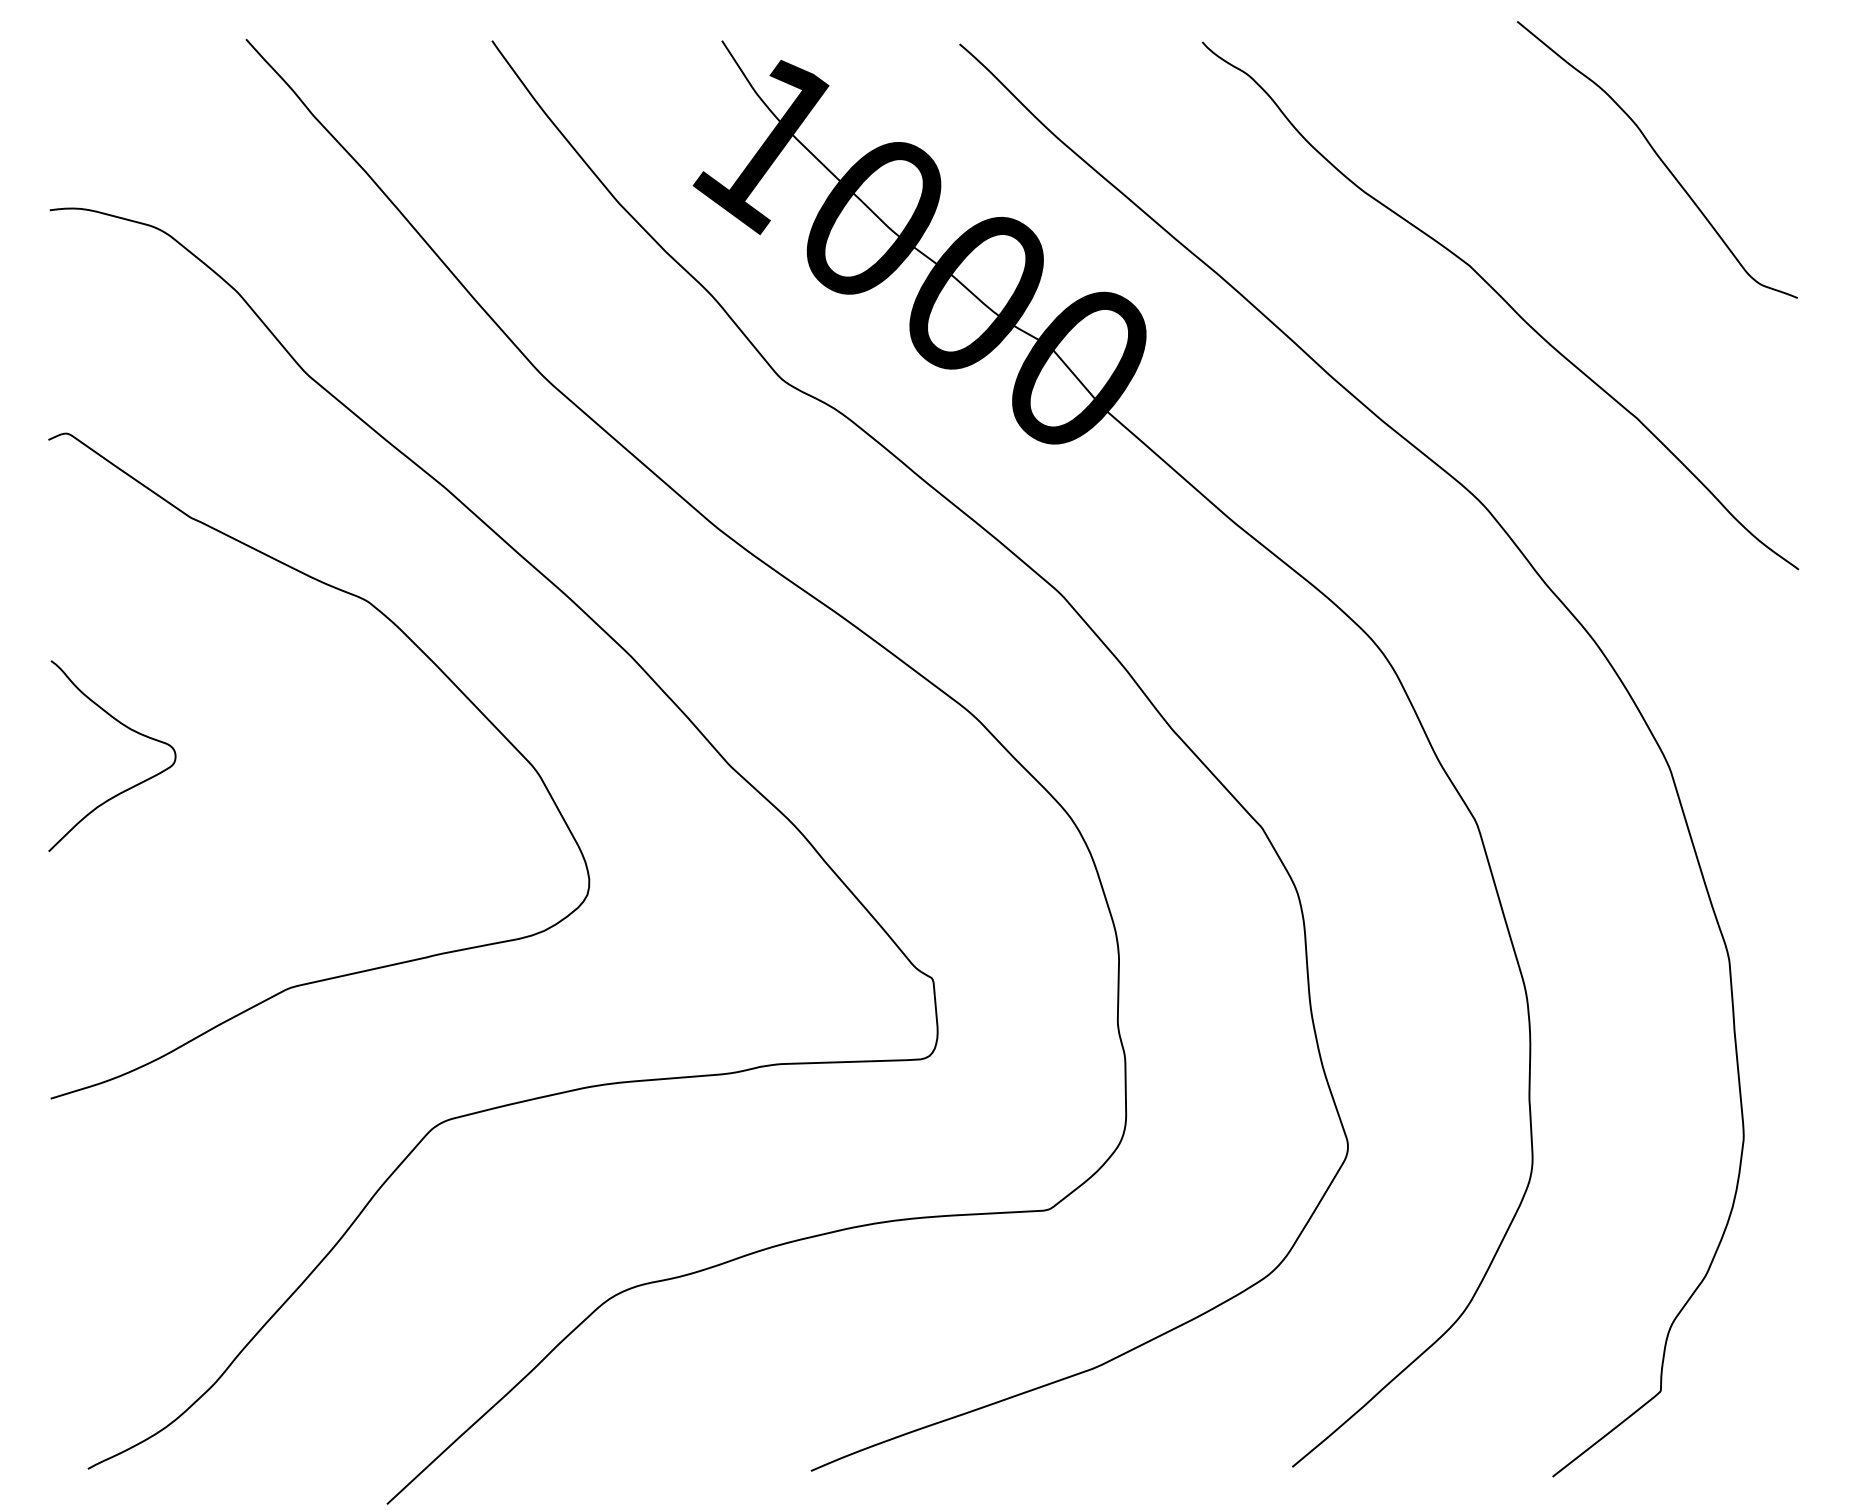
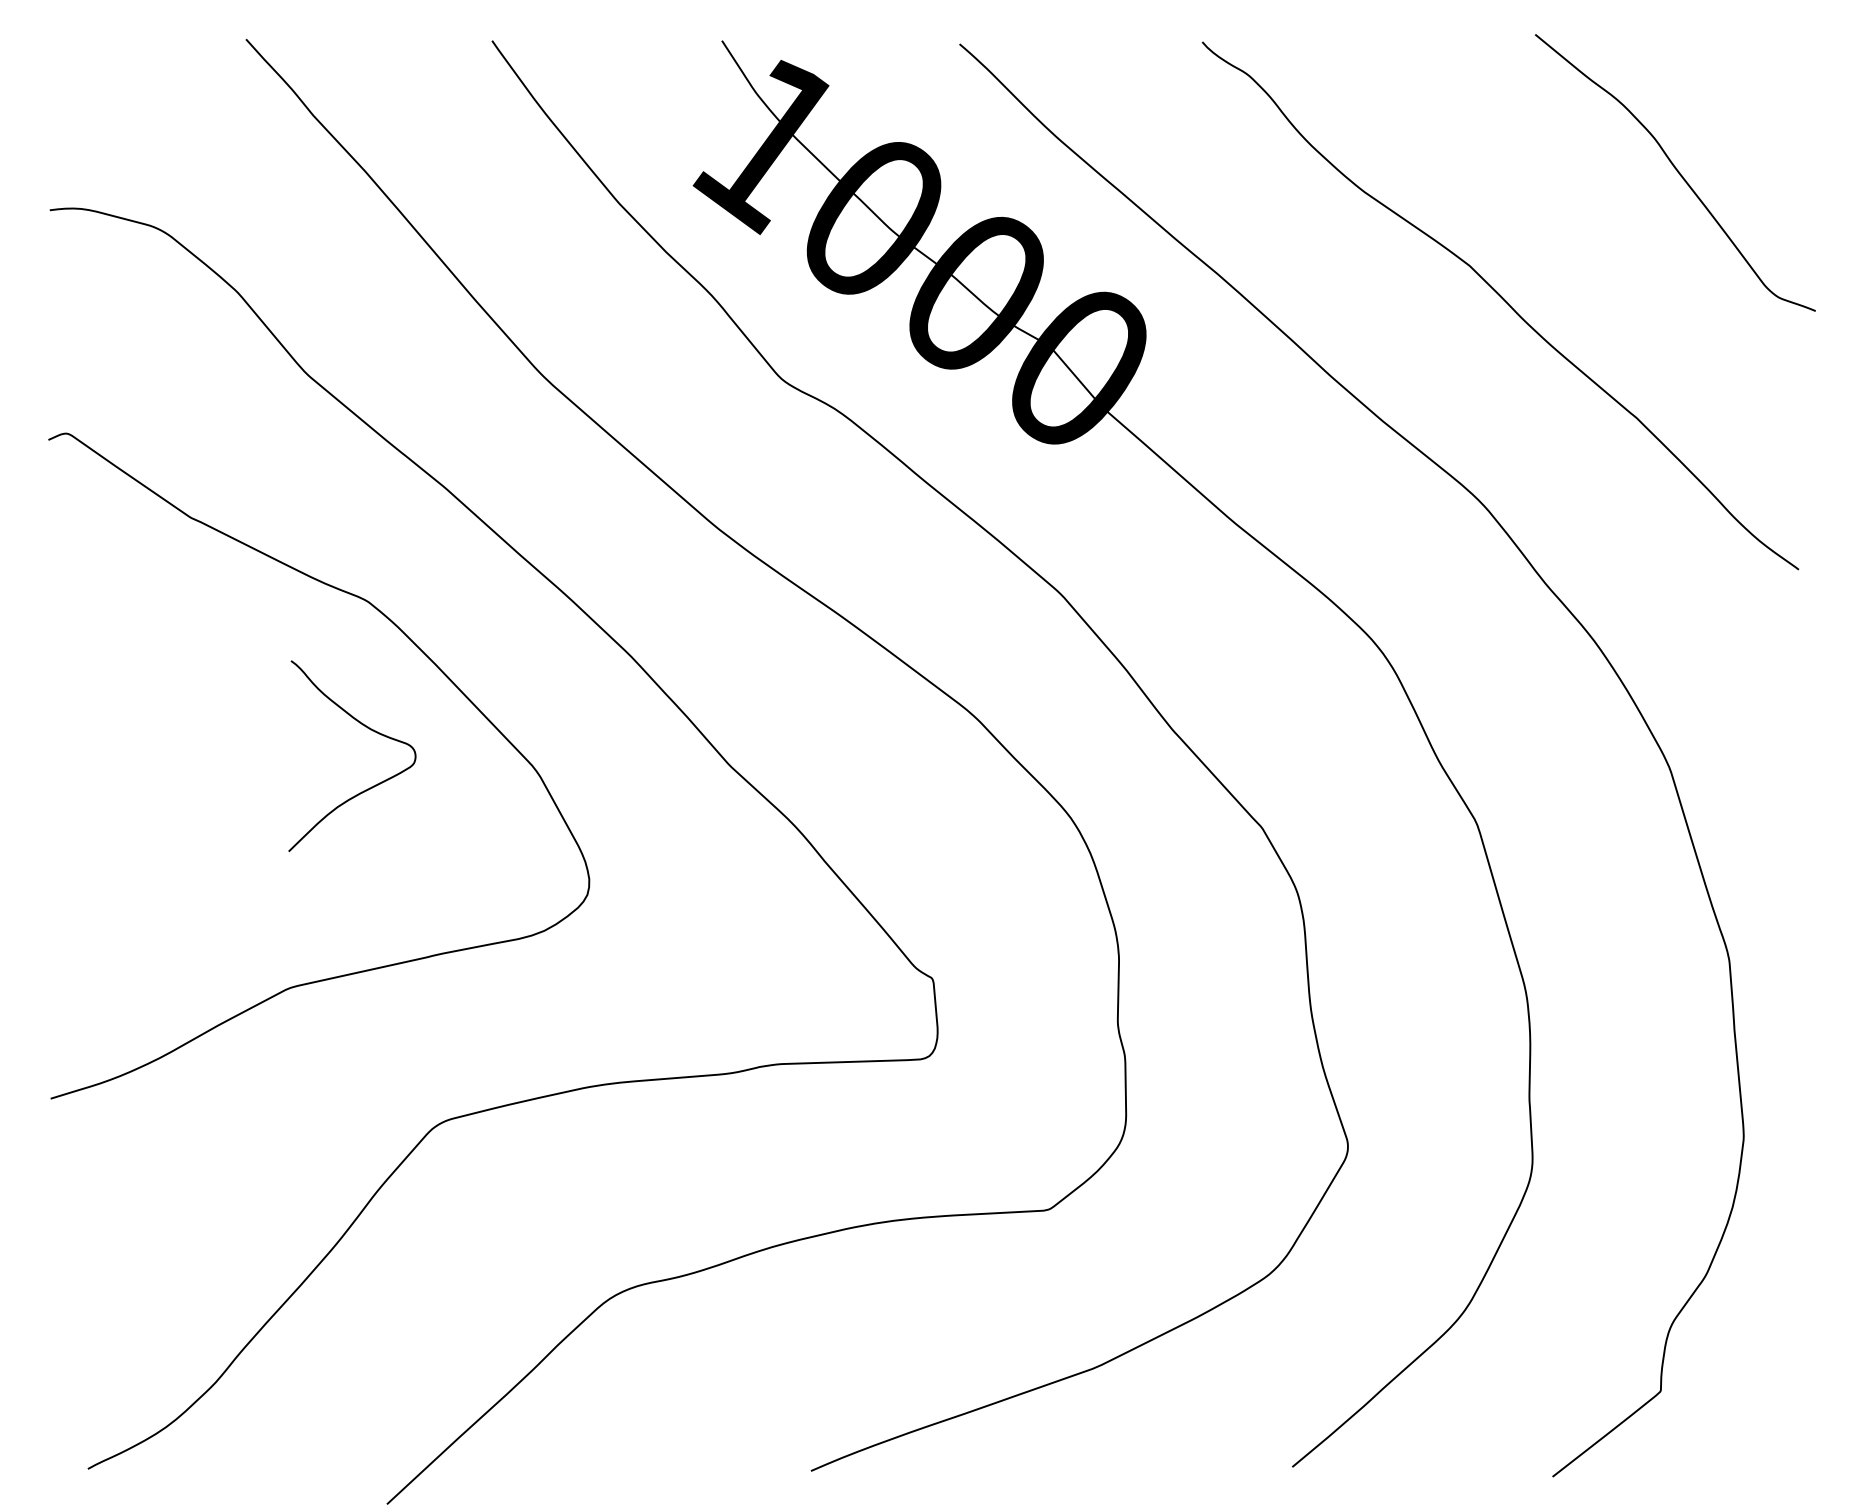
curve position: (1658, 158) -> (1676, 171) (1676, 171)
curve position: (130, 730) -> (370, 730) (370, 730)
